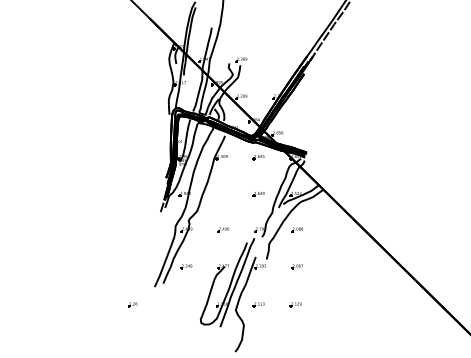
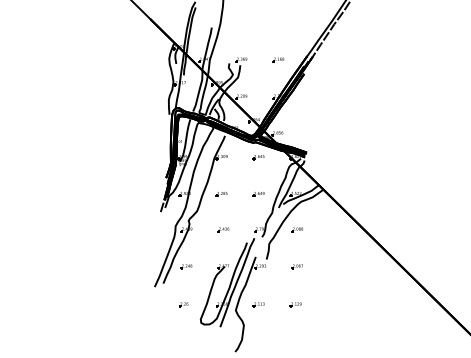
part: none -> present (278, 59)
part: none -> present (221, 194)
part position: (132, 304) -> (183, 304) (183, 304)
